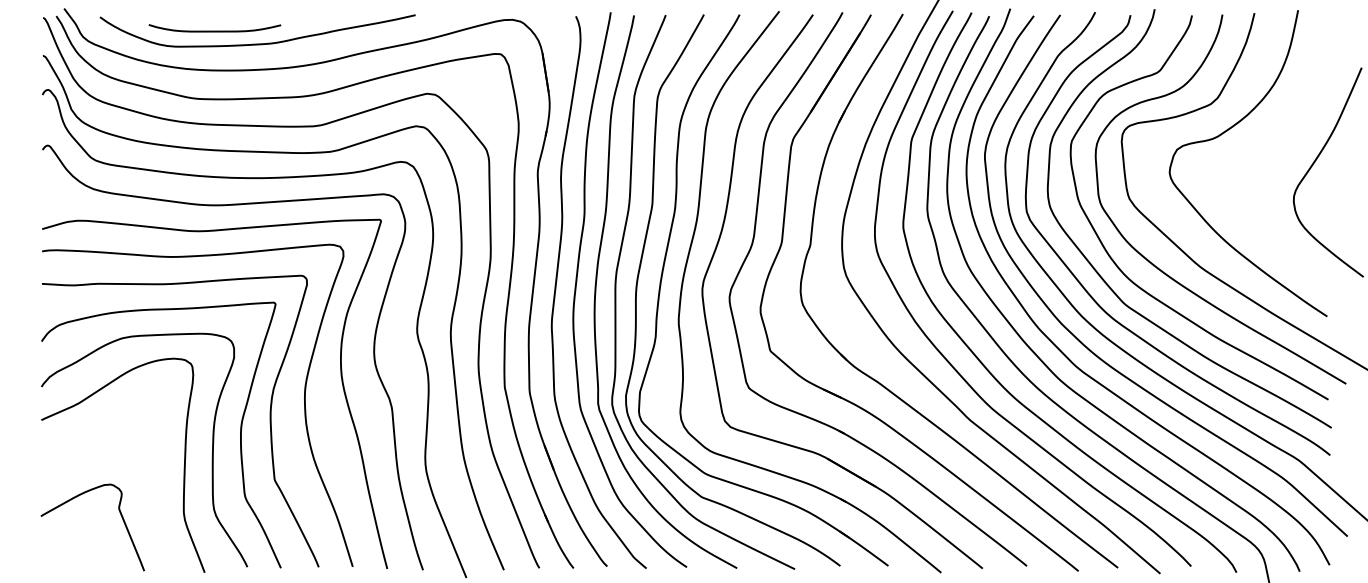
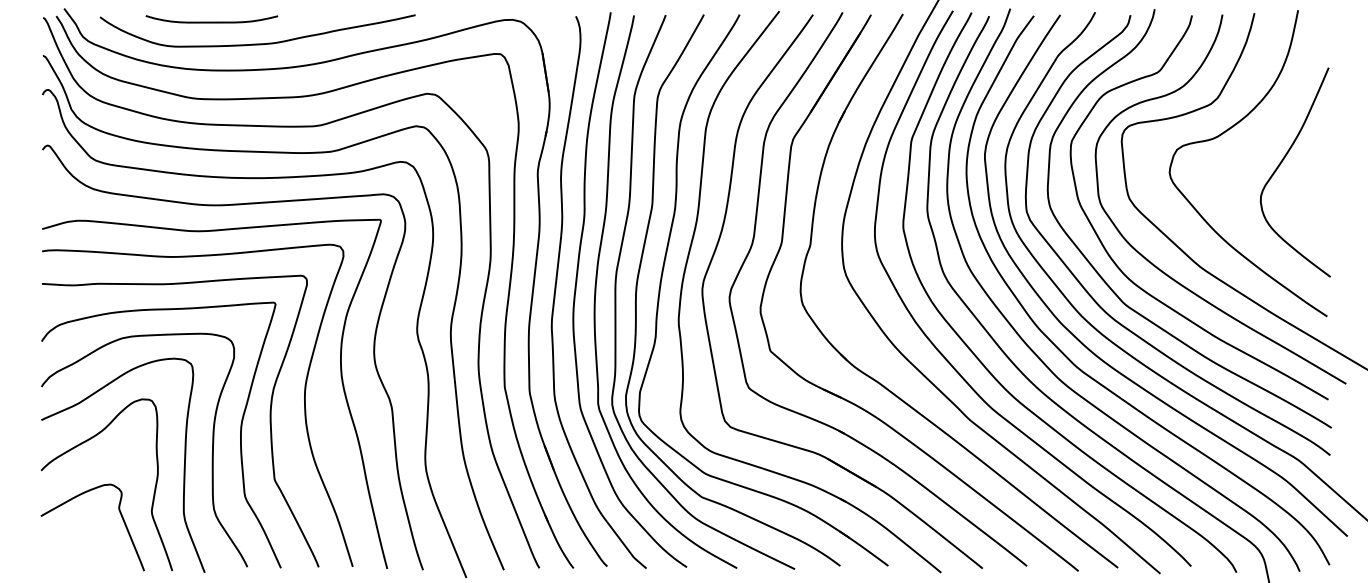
curve position: (214, 30) -> (211, 21) (211, 21)
curve position: (1315, 162) -> (1282, 162) (1282, 162)
curve: none -> present (82, 444)
